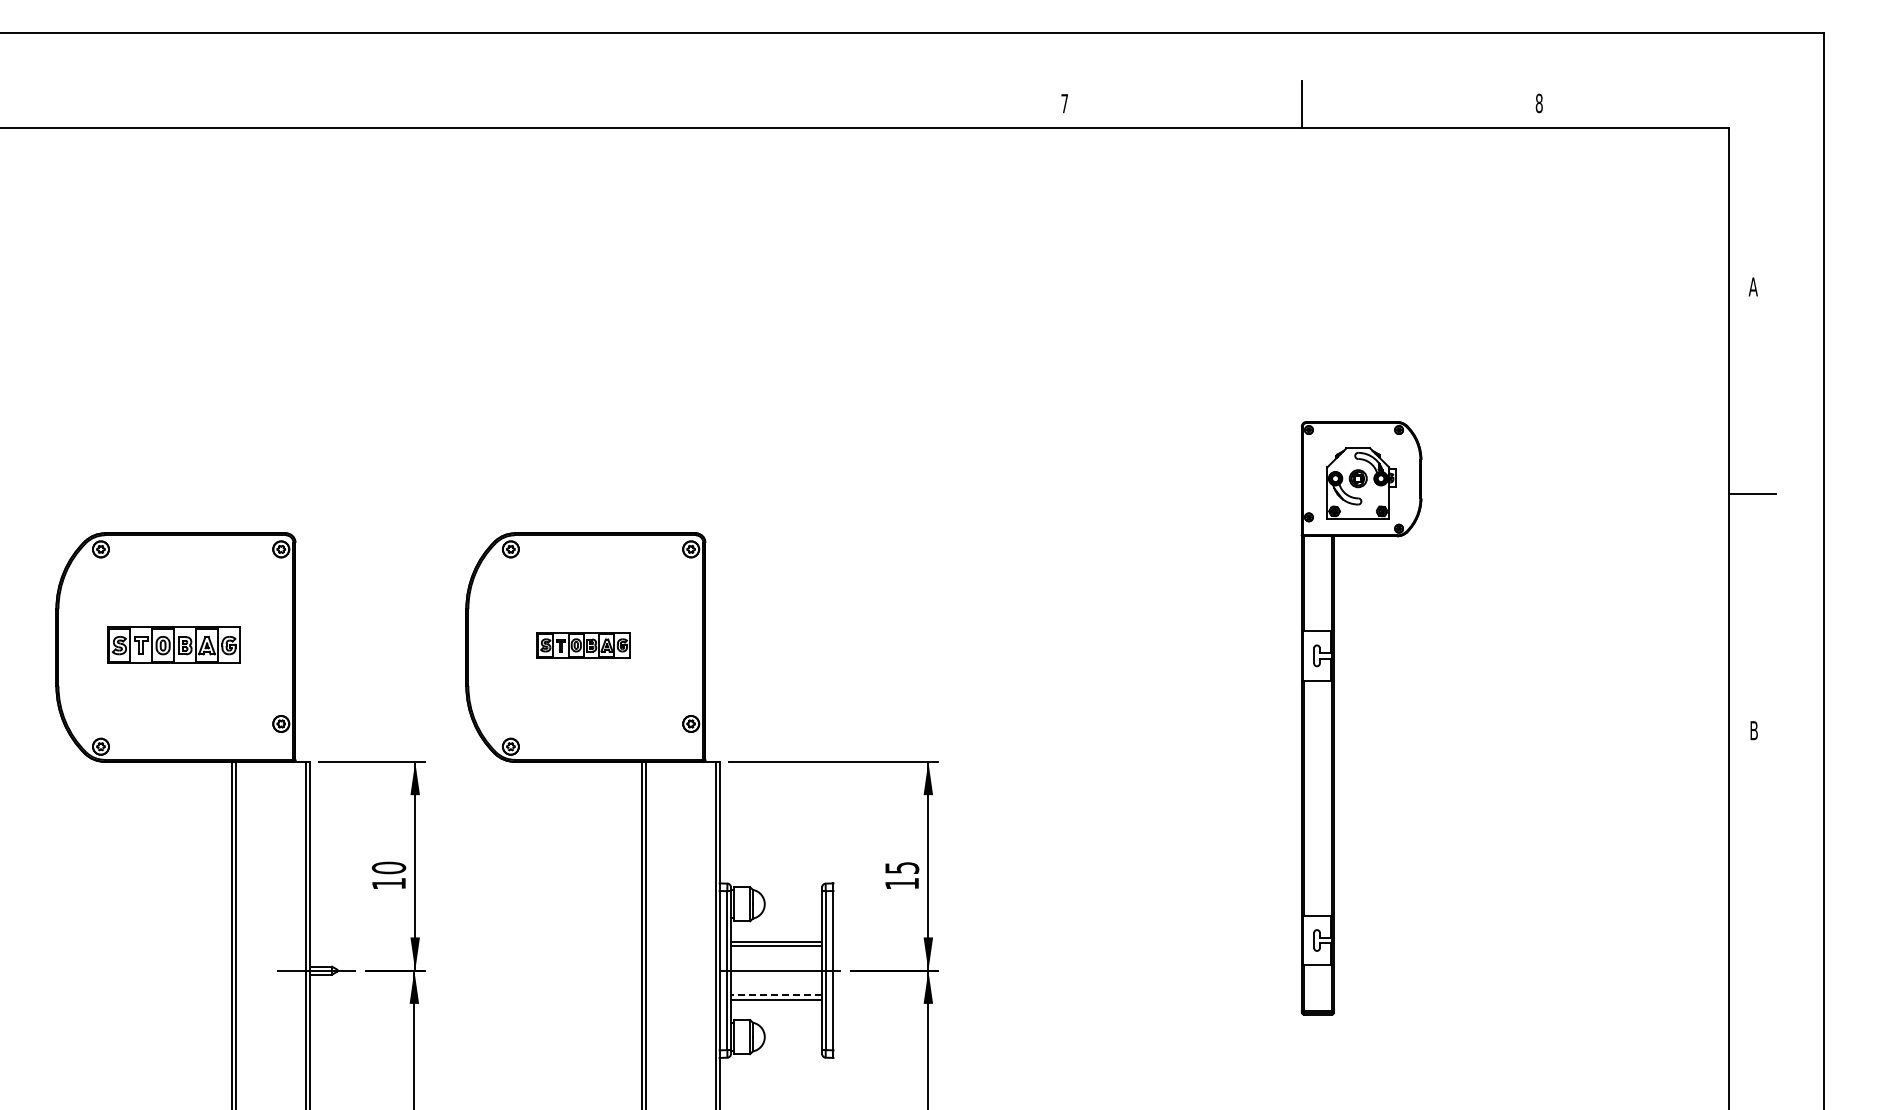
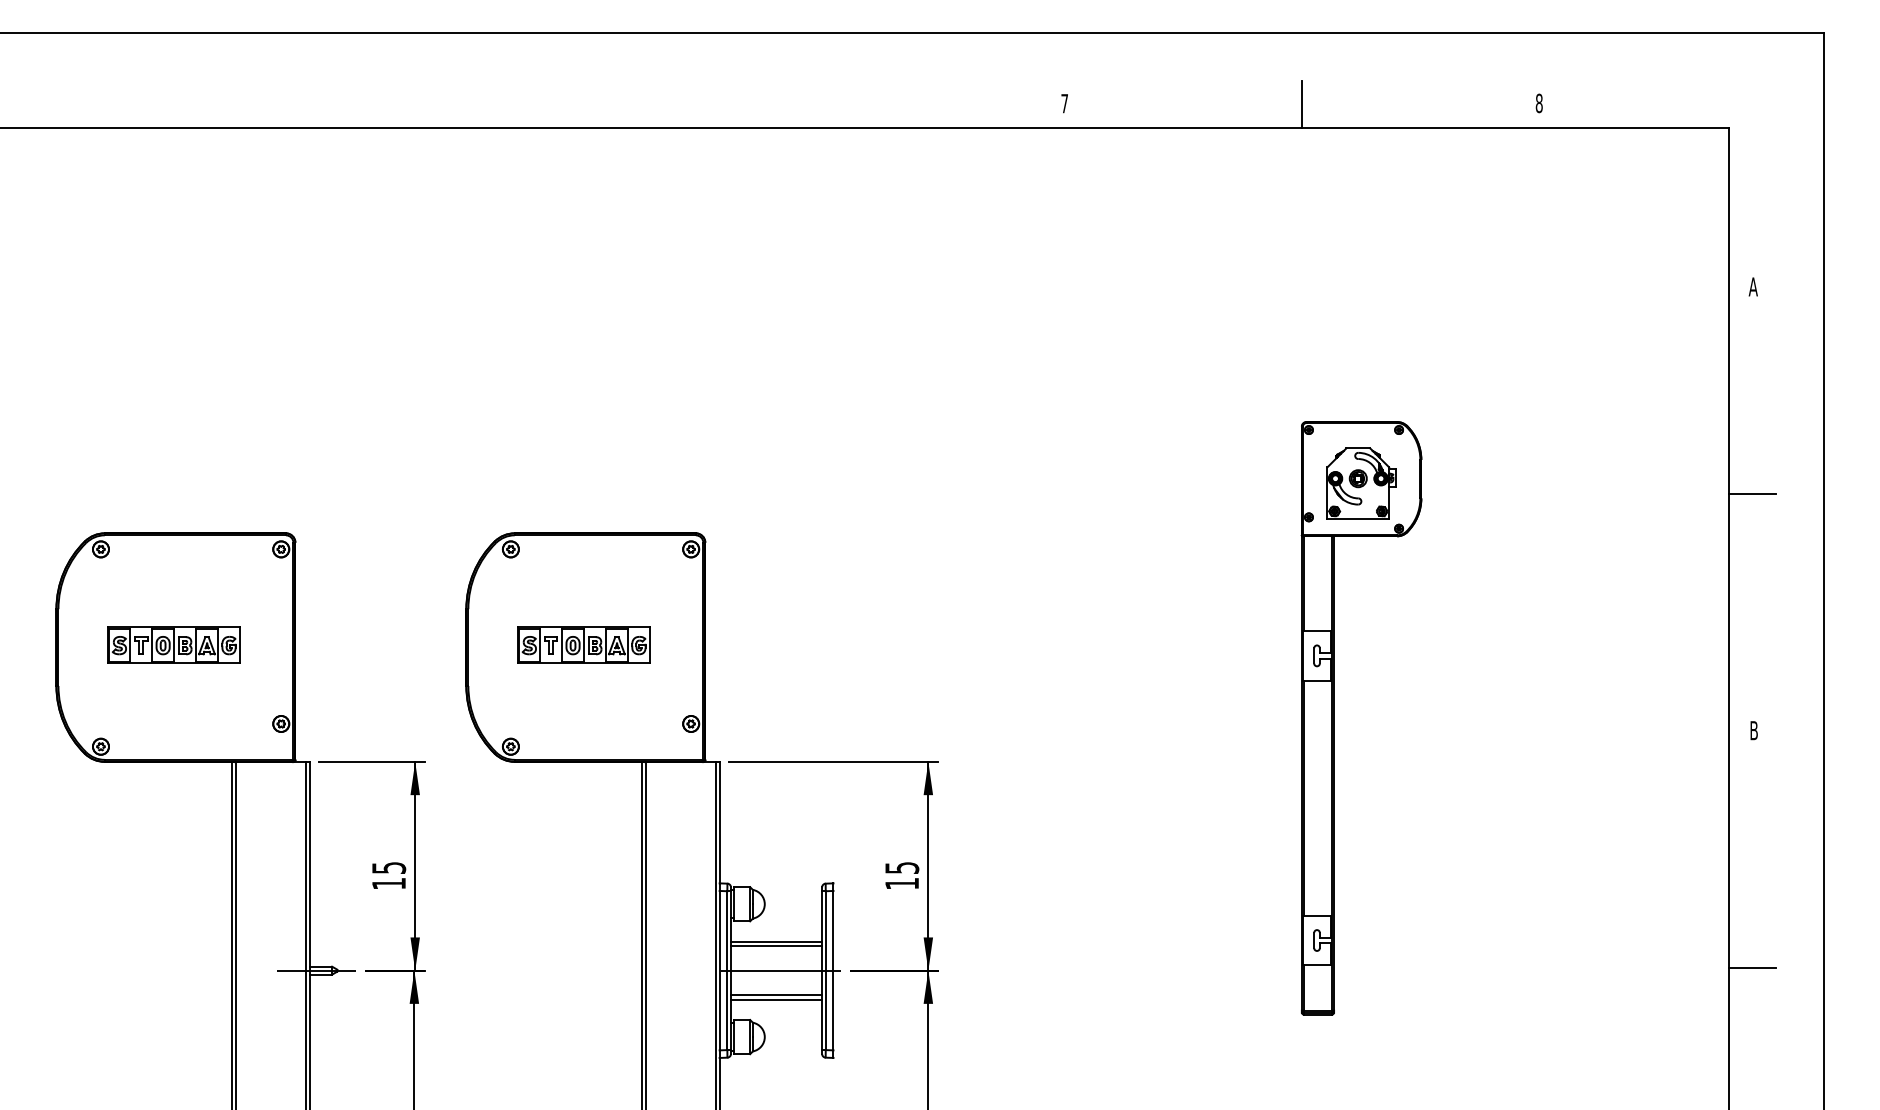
part size: 95x27 px -> 134x38 px (583, 644)
text: 10 -> 15 (388, 867)
line: none -> present (1752, 967)
line: dashed -> solid (776, 994)
